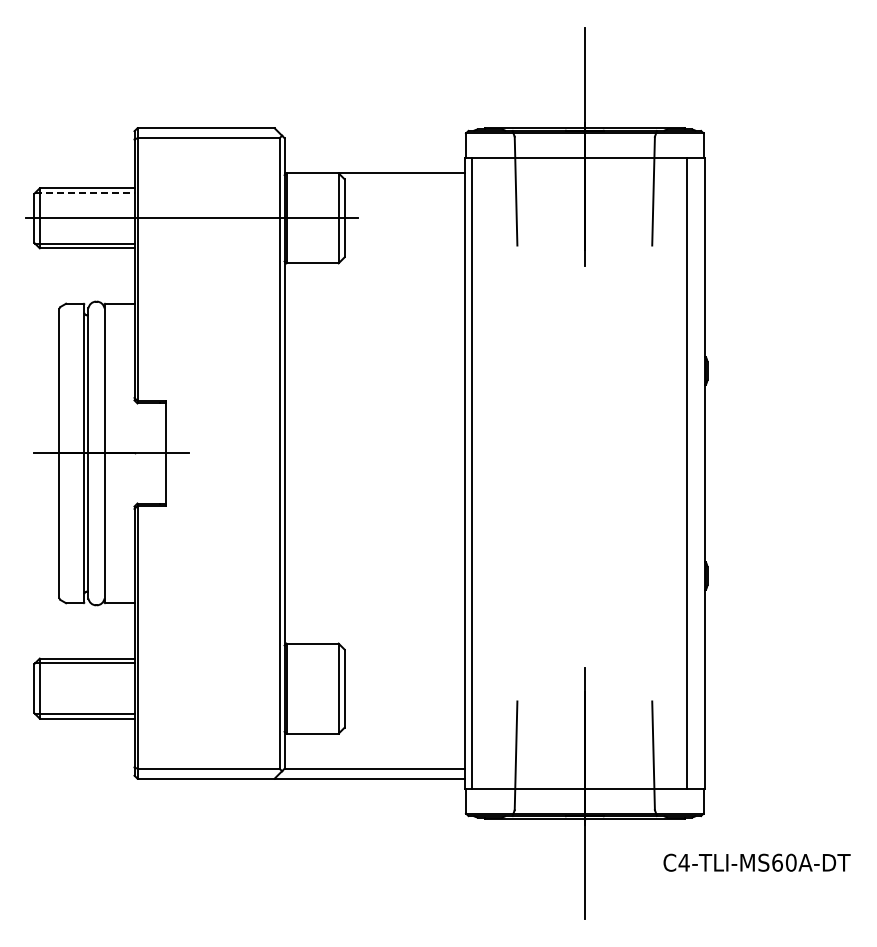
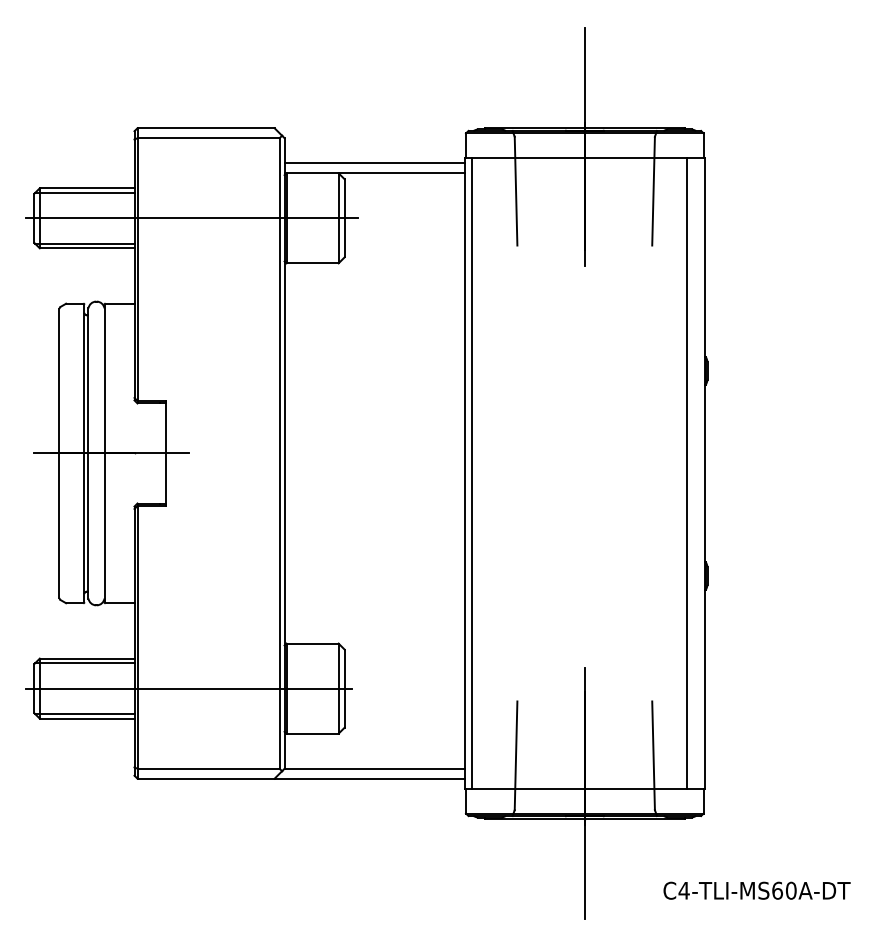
line: none -> present (374, 163)
line: dashed -> solid (84, 193)
line: none -> present (188, 688)
text position: (756, 862) -> (756, 890) (756, 890)
